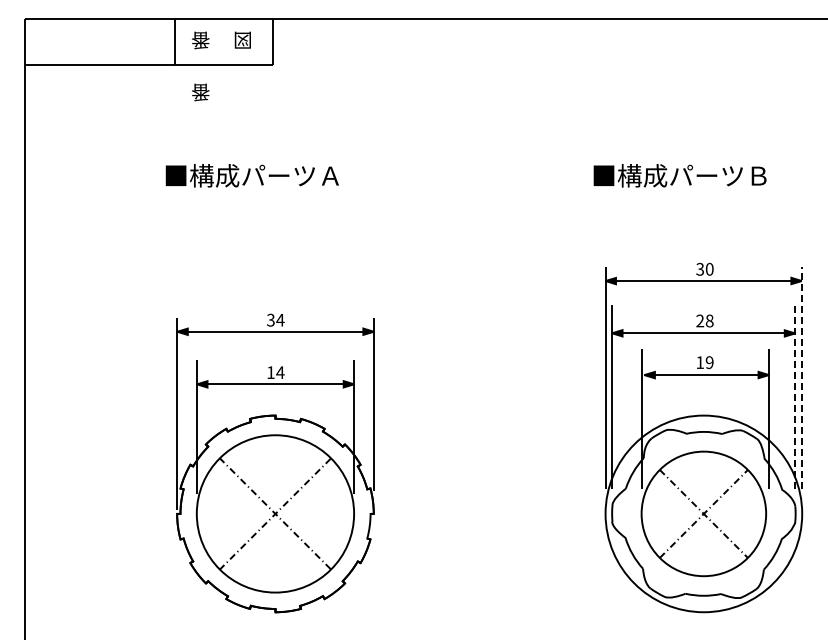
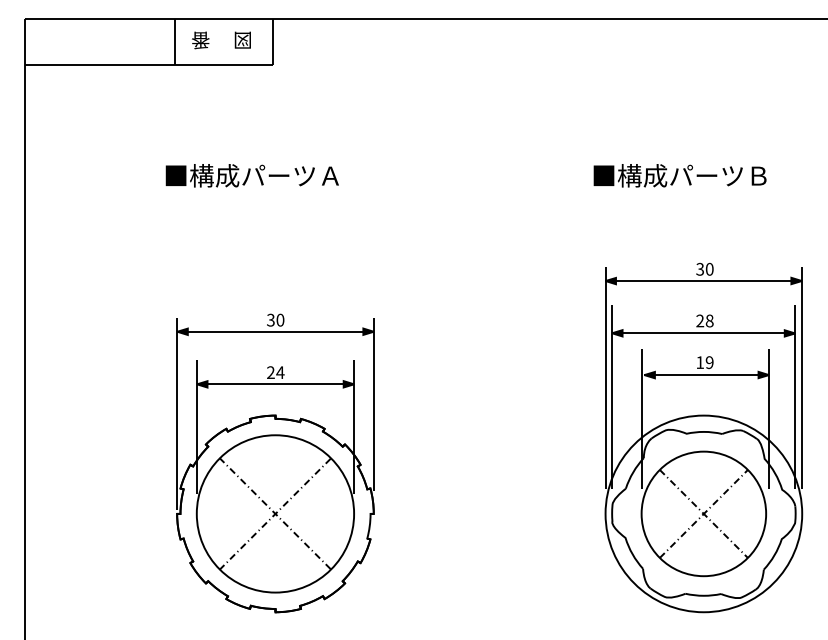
part: present -> none (200, 92)
text: 34 -> 30 (280, 319)
text: 14 -> 24 (270, 372)
line: dashed -> solid (801, 377)
line: dashed -> solid (795, 396)
